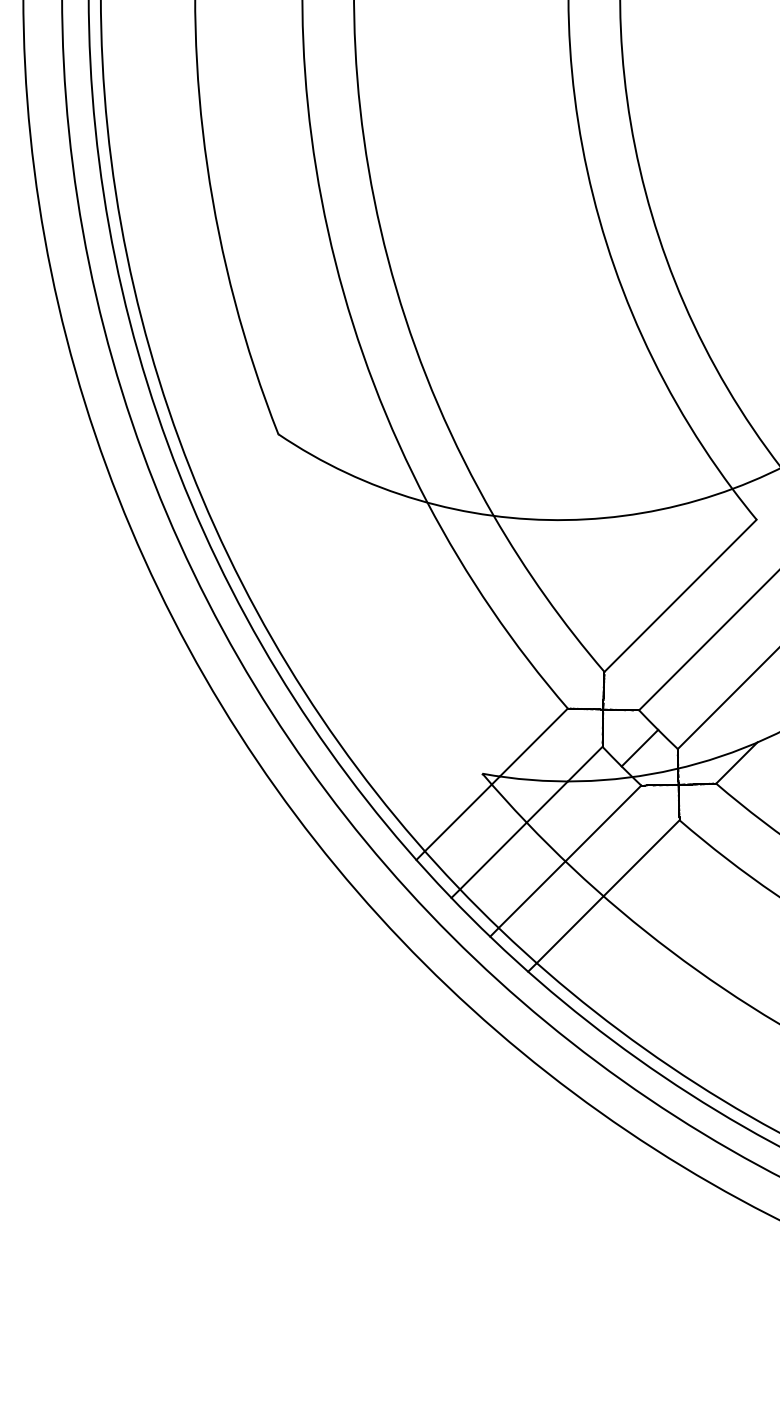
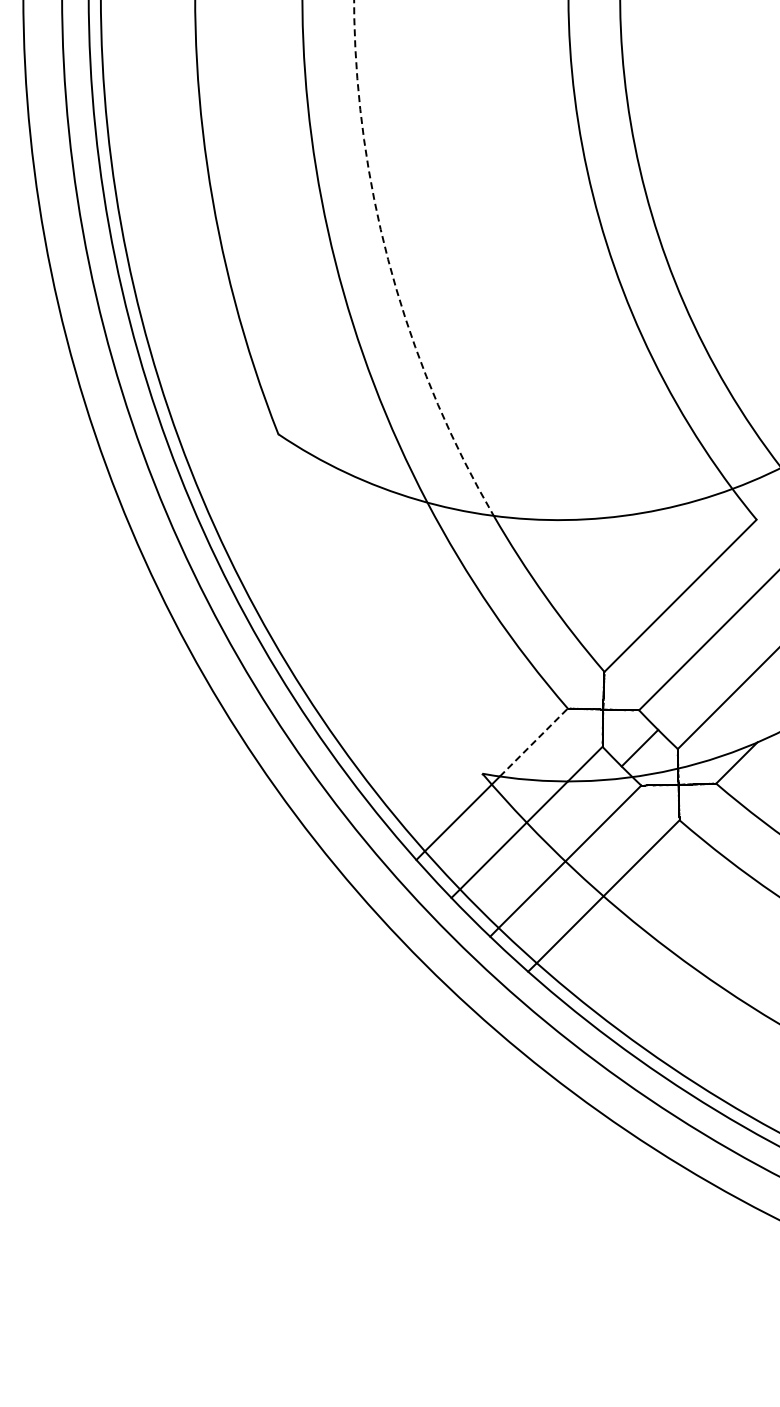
arc: solid -> dashed (390, 266)
line: solid -> dashed (534, 742)
